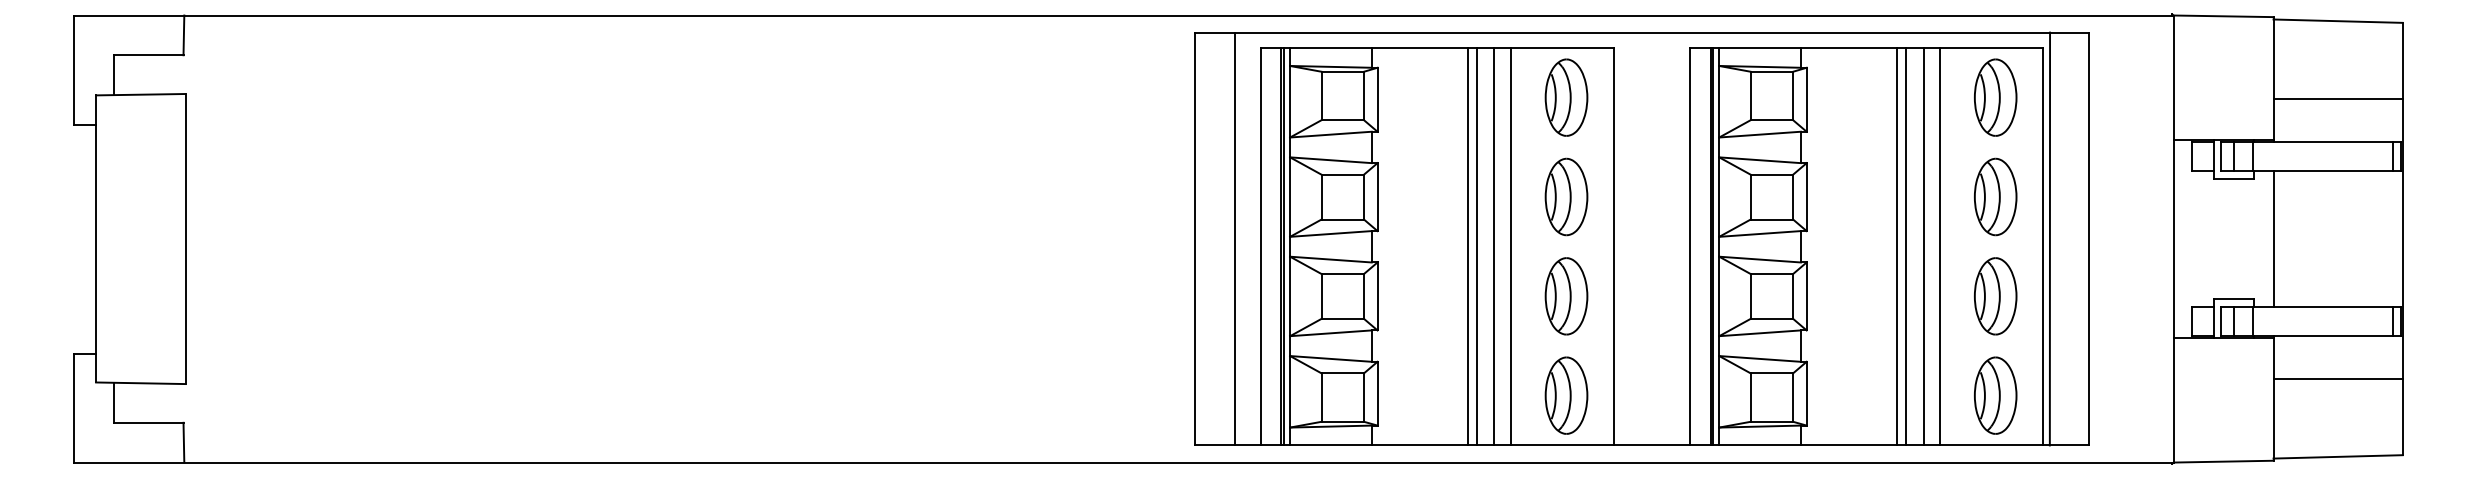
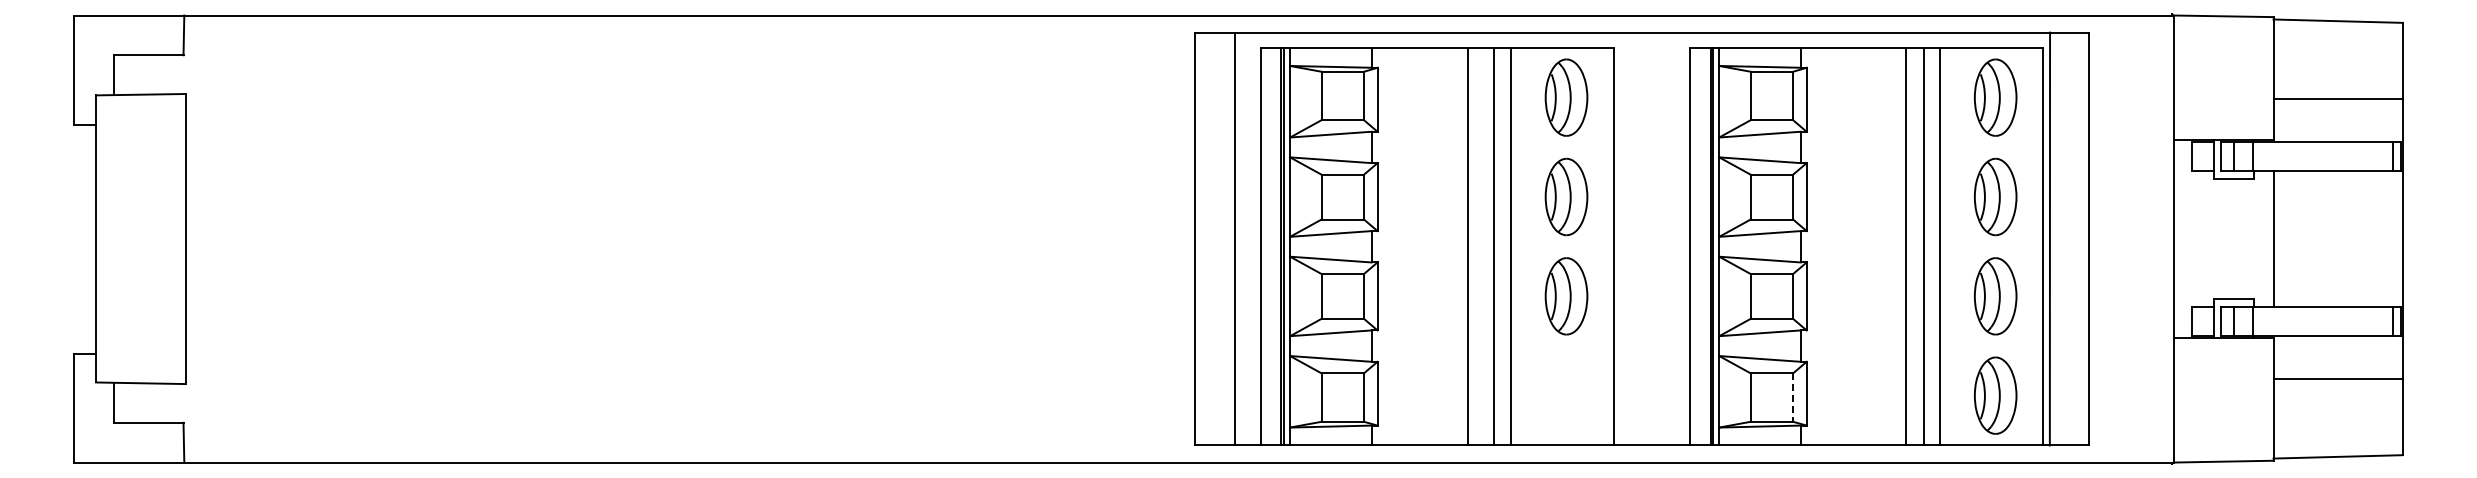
line: present -> none (1476, 246)
line: present -> none (1896, 246)
part: present -> none (1566, 395)
line: solid -> dashed (1793, 398)
